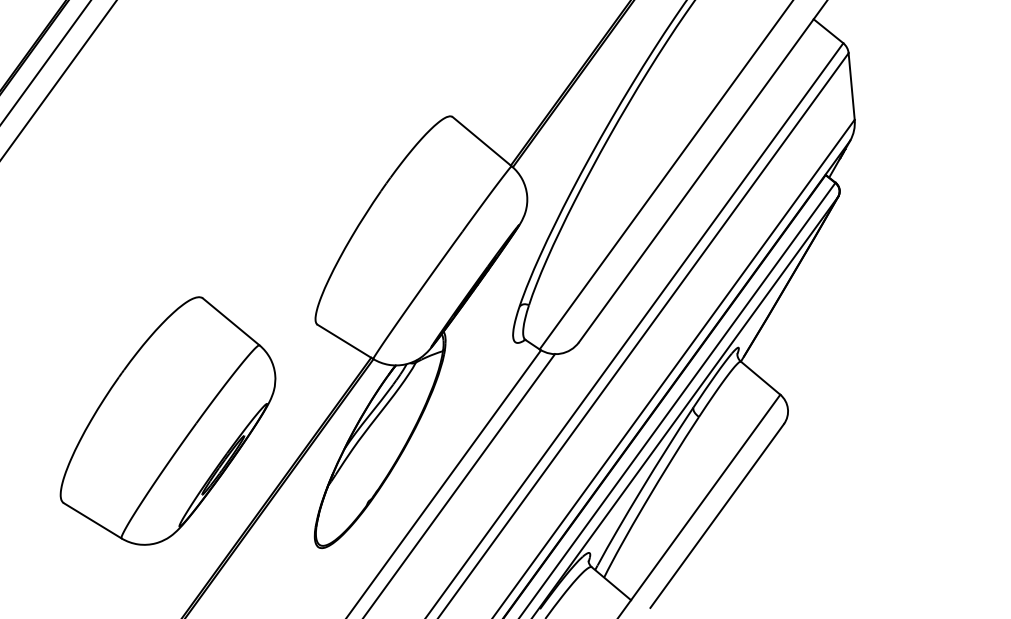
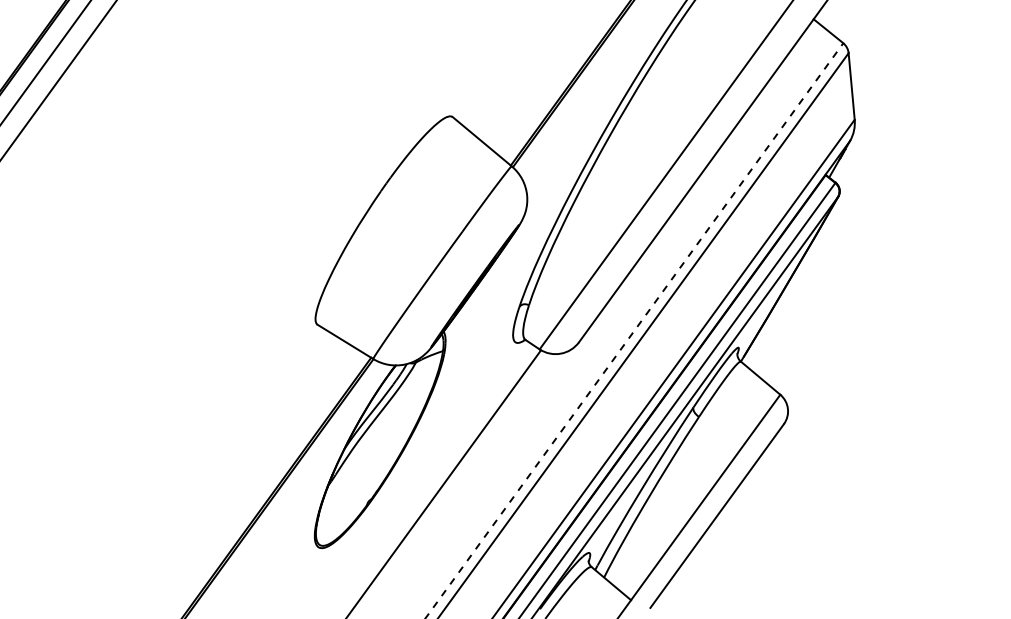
line: solid -> dashed (634, 330)
part: present -> none (167, 420)
line: present -> none (459, 484)
